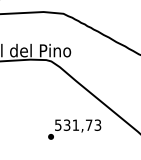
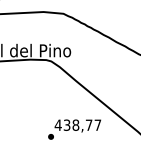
text: 531,73 -> 438,77 (77, 124)
